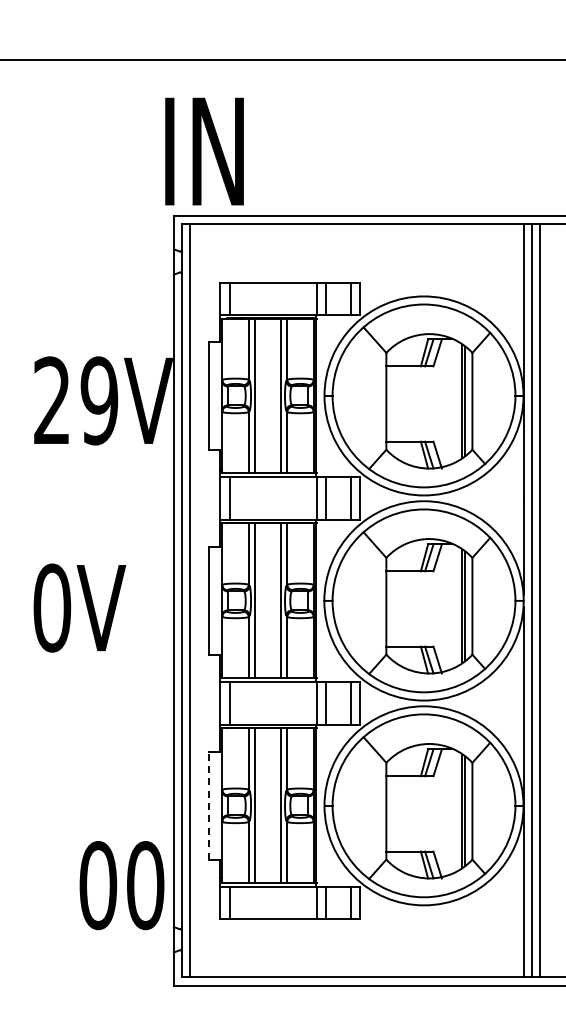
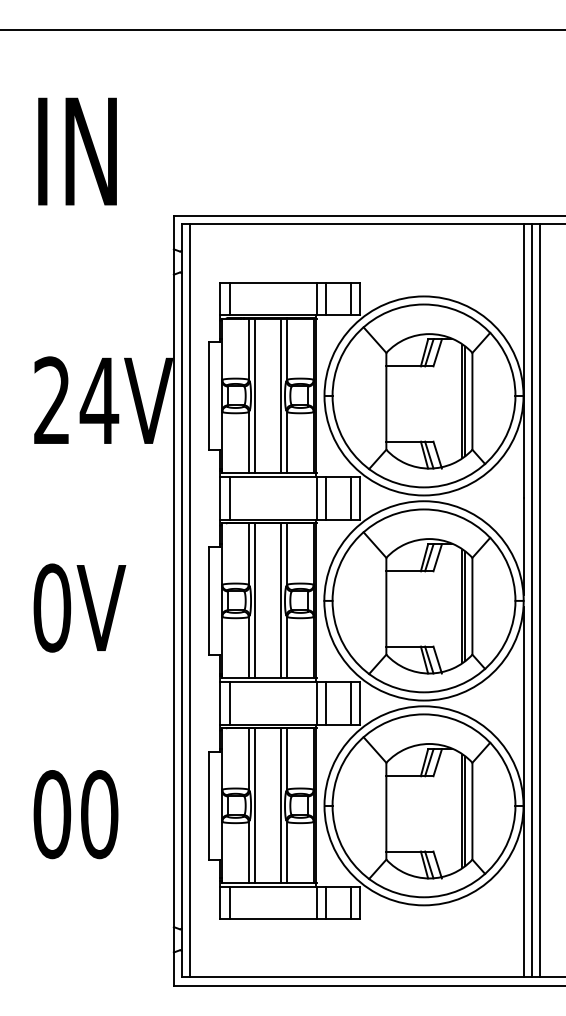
line position: (282, 60) -> (282, 30) (282, 30)
text position: (204, 151) -> (77, 151) (77, 151)
text: 29V -> 24V (99, 400)
line: dashed -> solid (208, 805)
text position: (121, 885) -> (75, 814) (75, 814)
